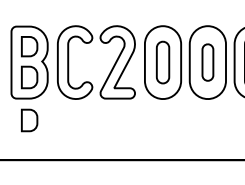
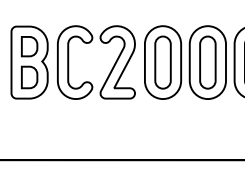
part size: 15x45 px -> 18x55 px (162, 62)
part size: 14x39 px -> 18x55 px (207, 62)
part: present -> none (29, 120)
